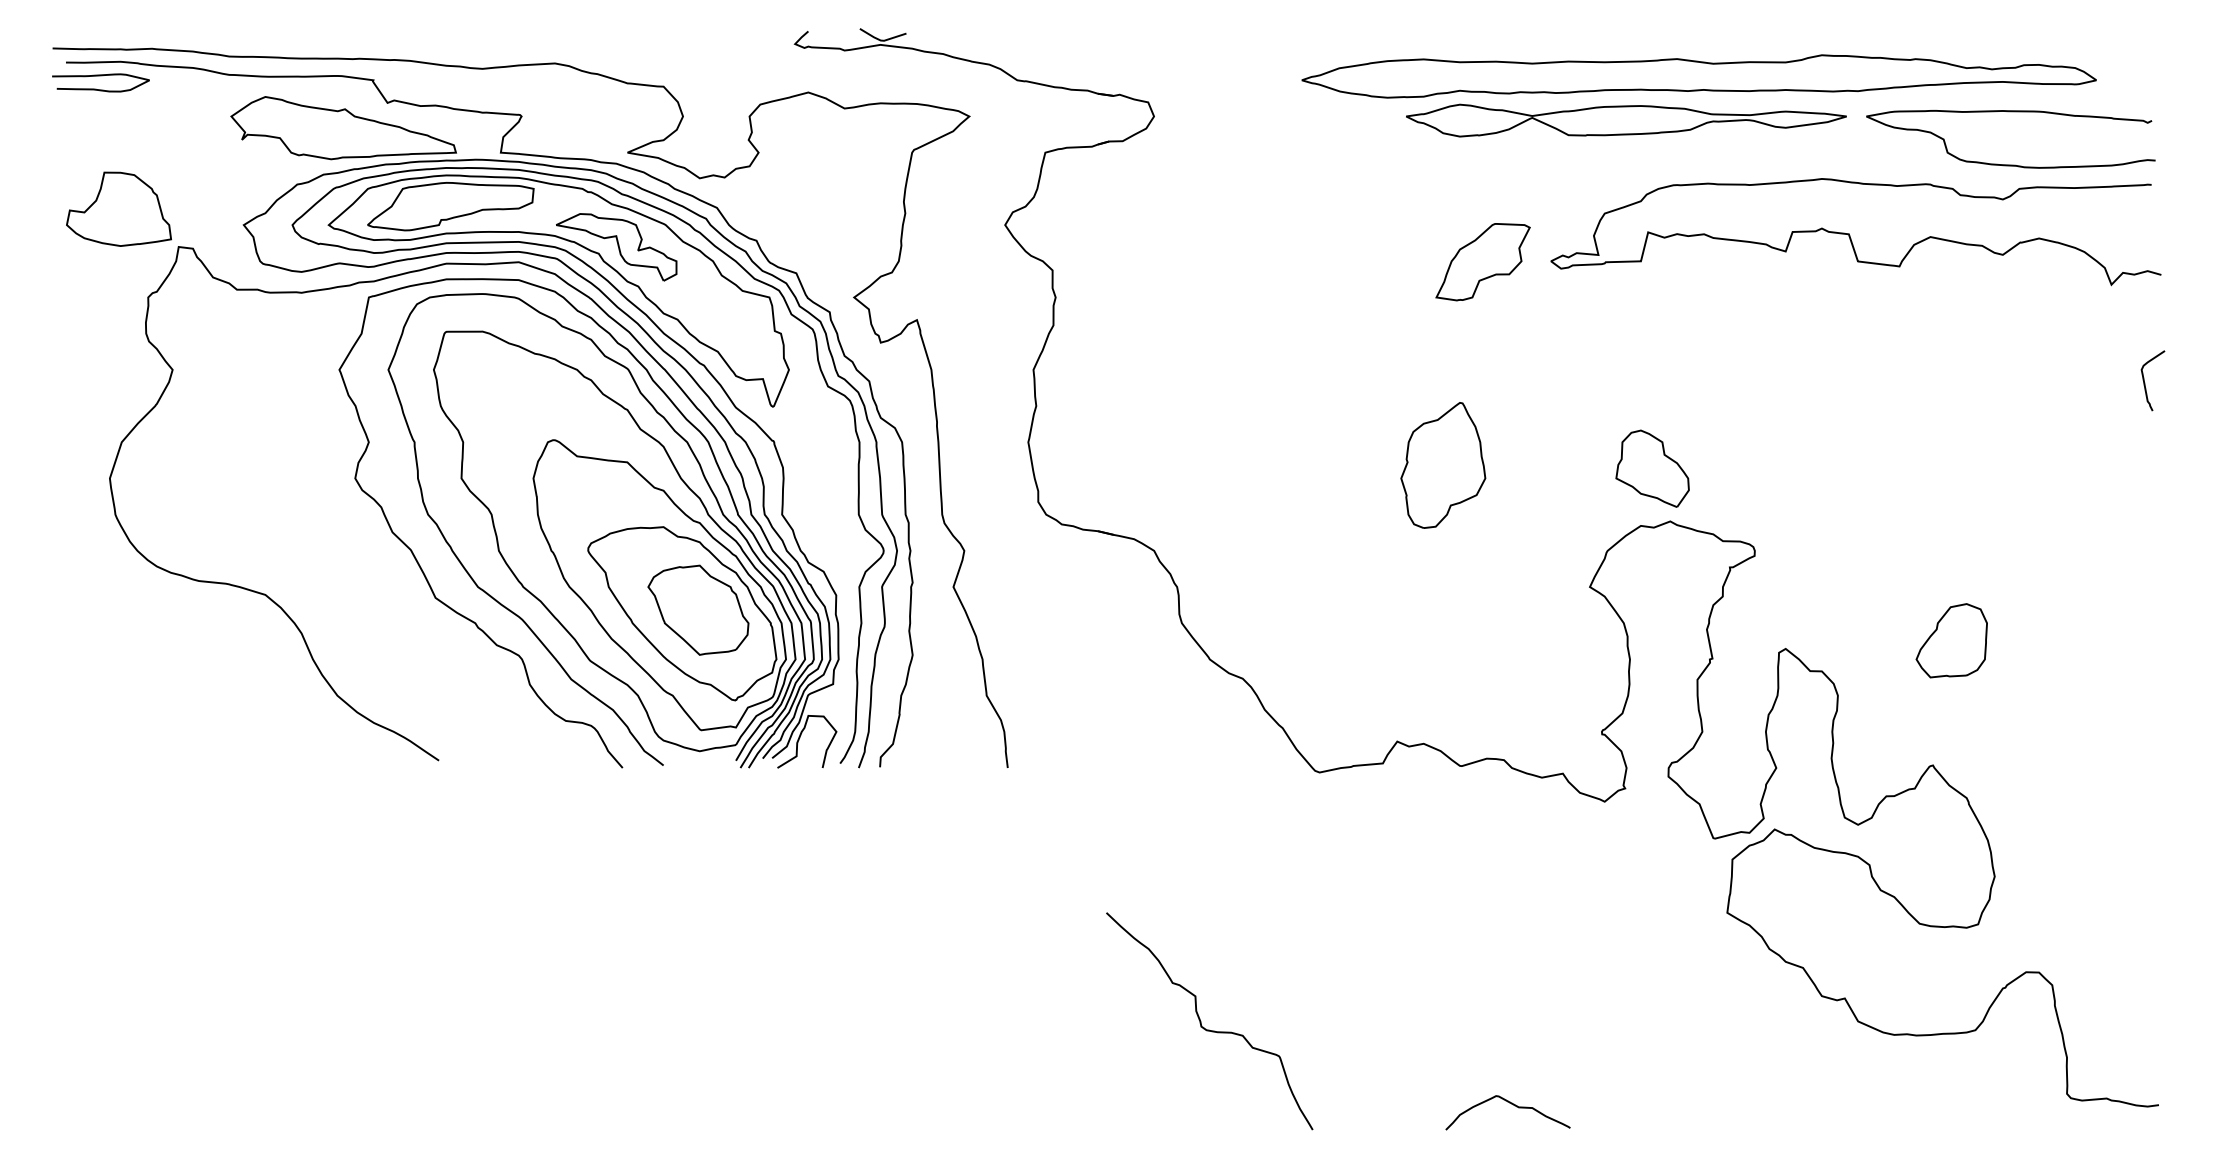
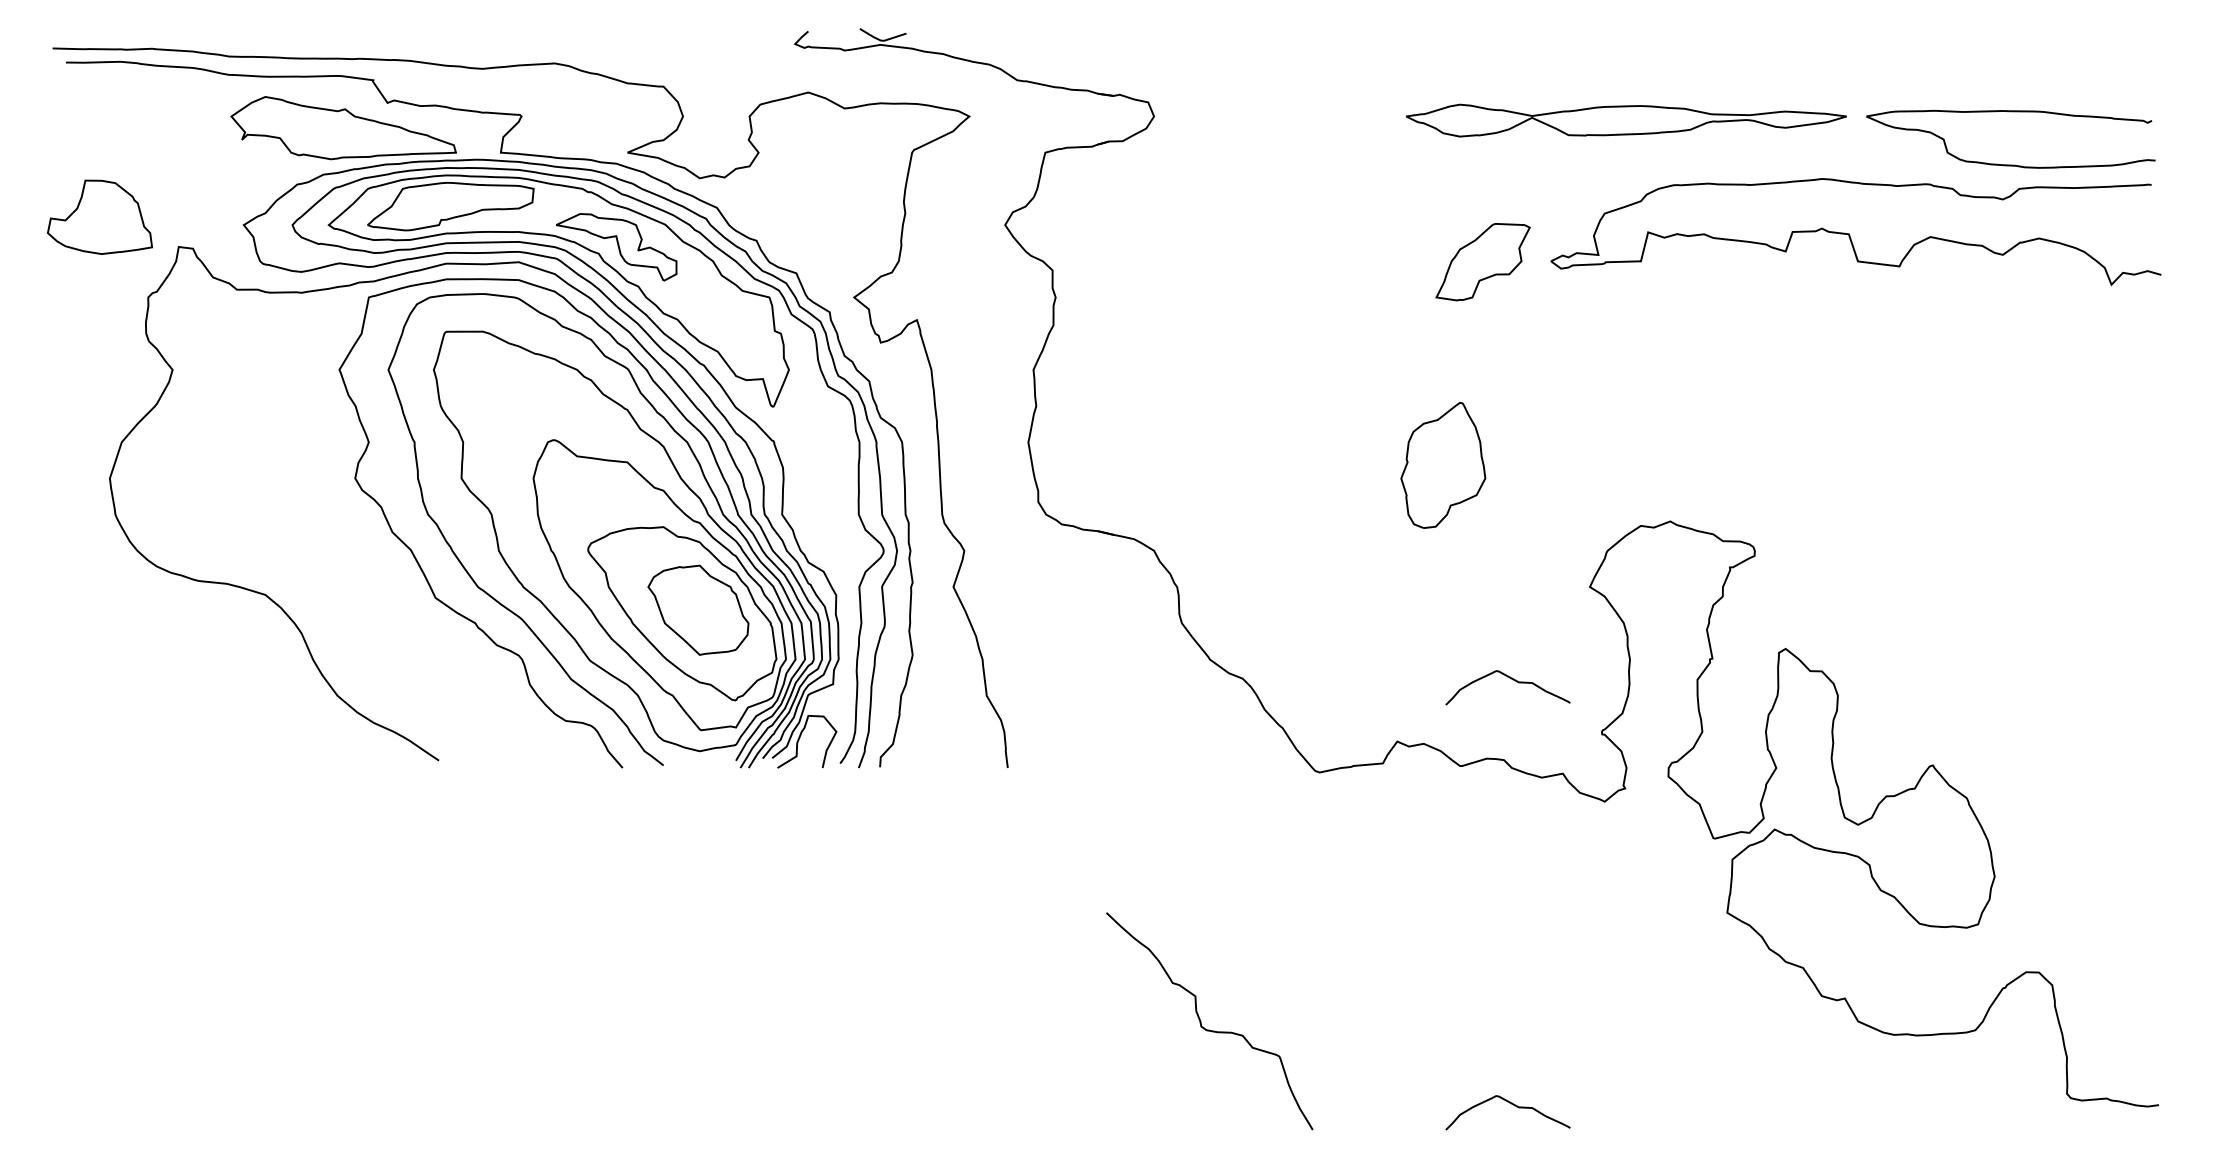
curve: present -> none (100, 76)
part: present -> none (1698, 76)
part position: (118, 208) -> (99, 216) (99, 216)
curve: present -> none (2145, 382)
part: present -> none (1652, 468)
part: present -> none (1951, 640)
curve: none -> present (1511, 679)
